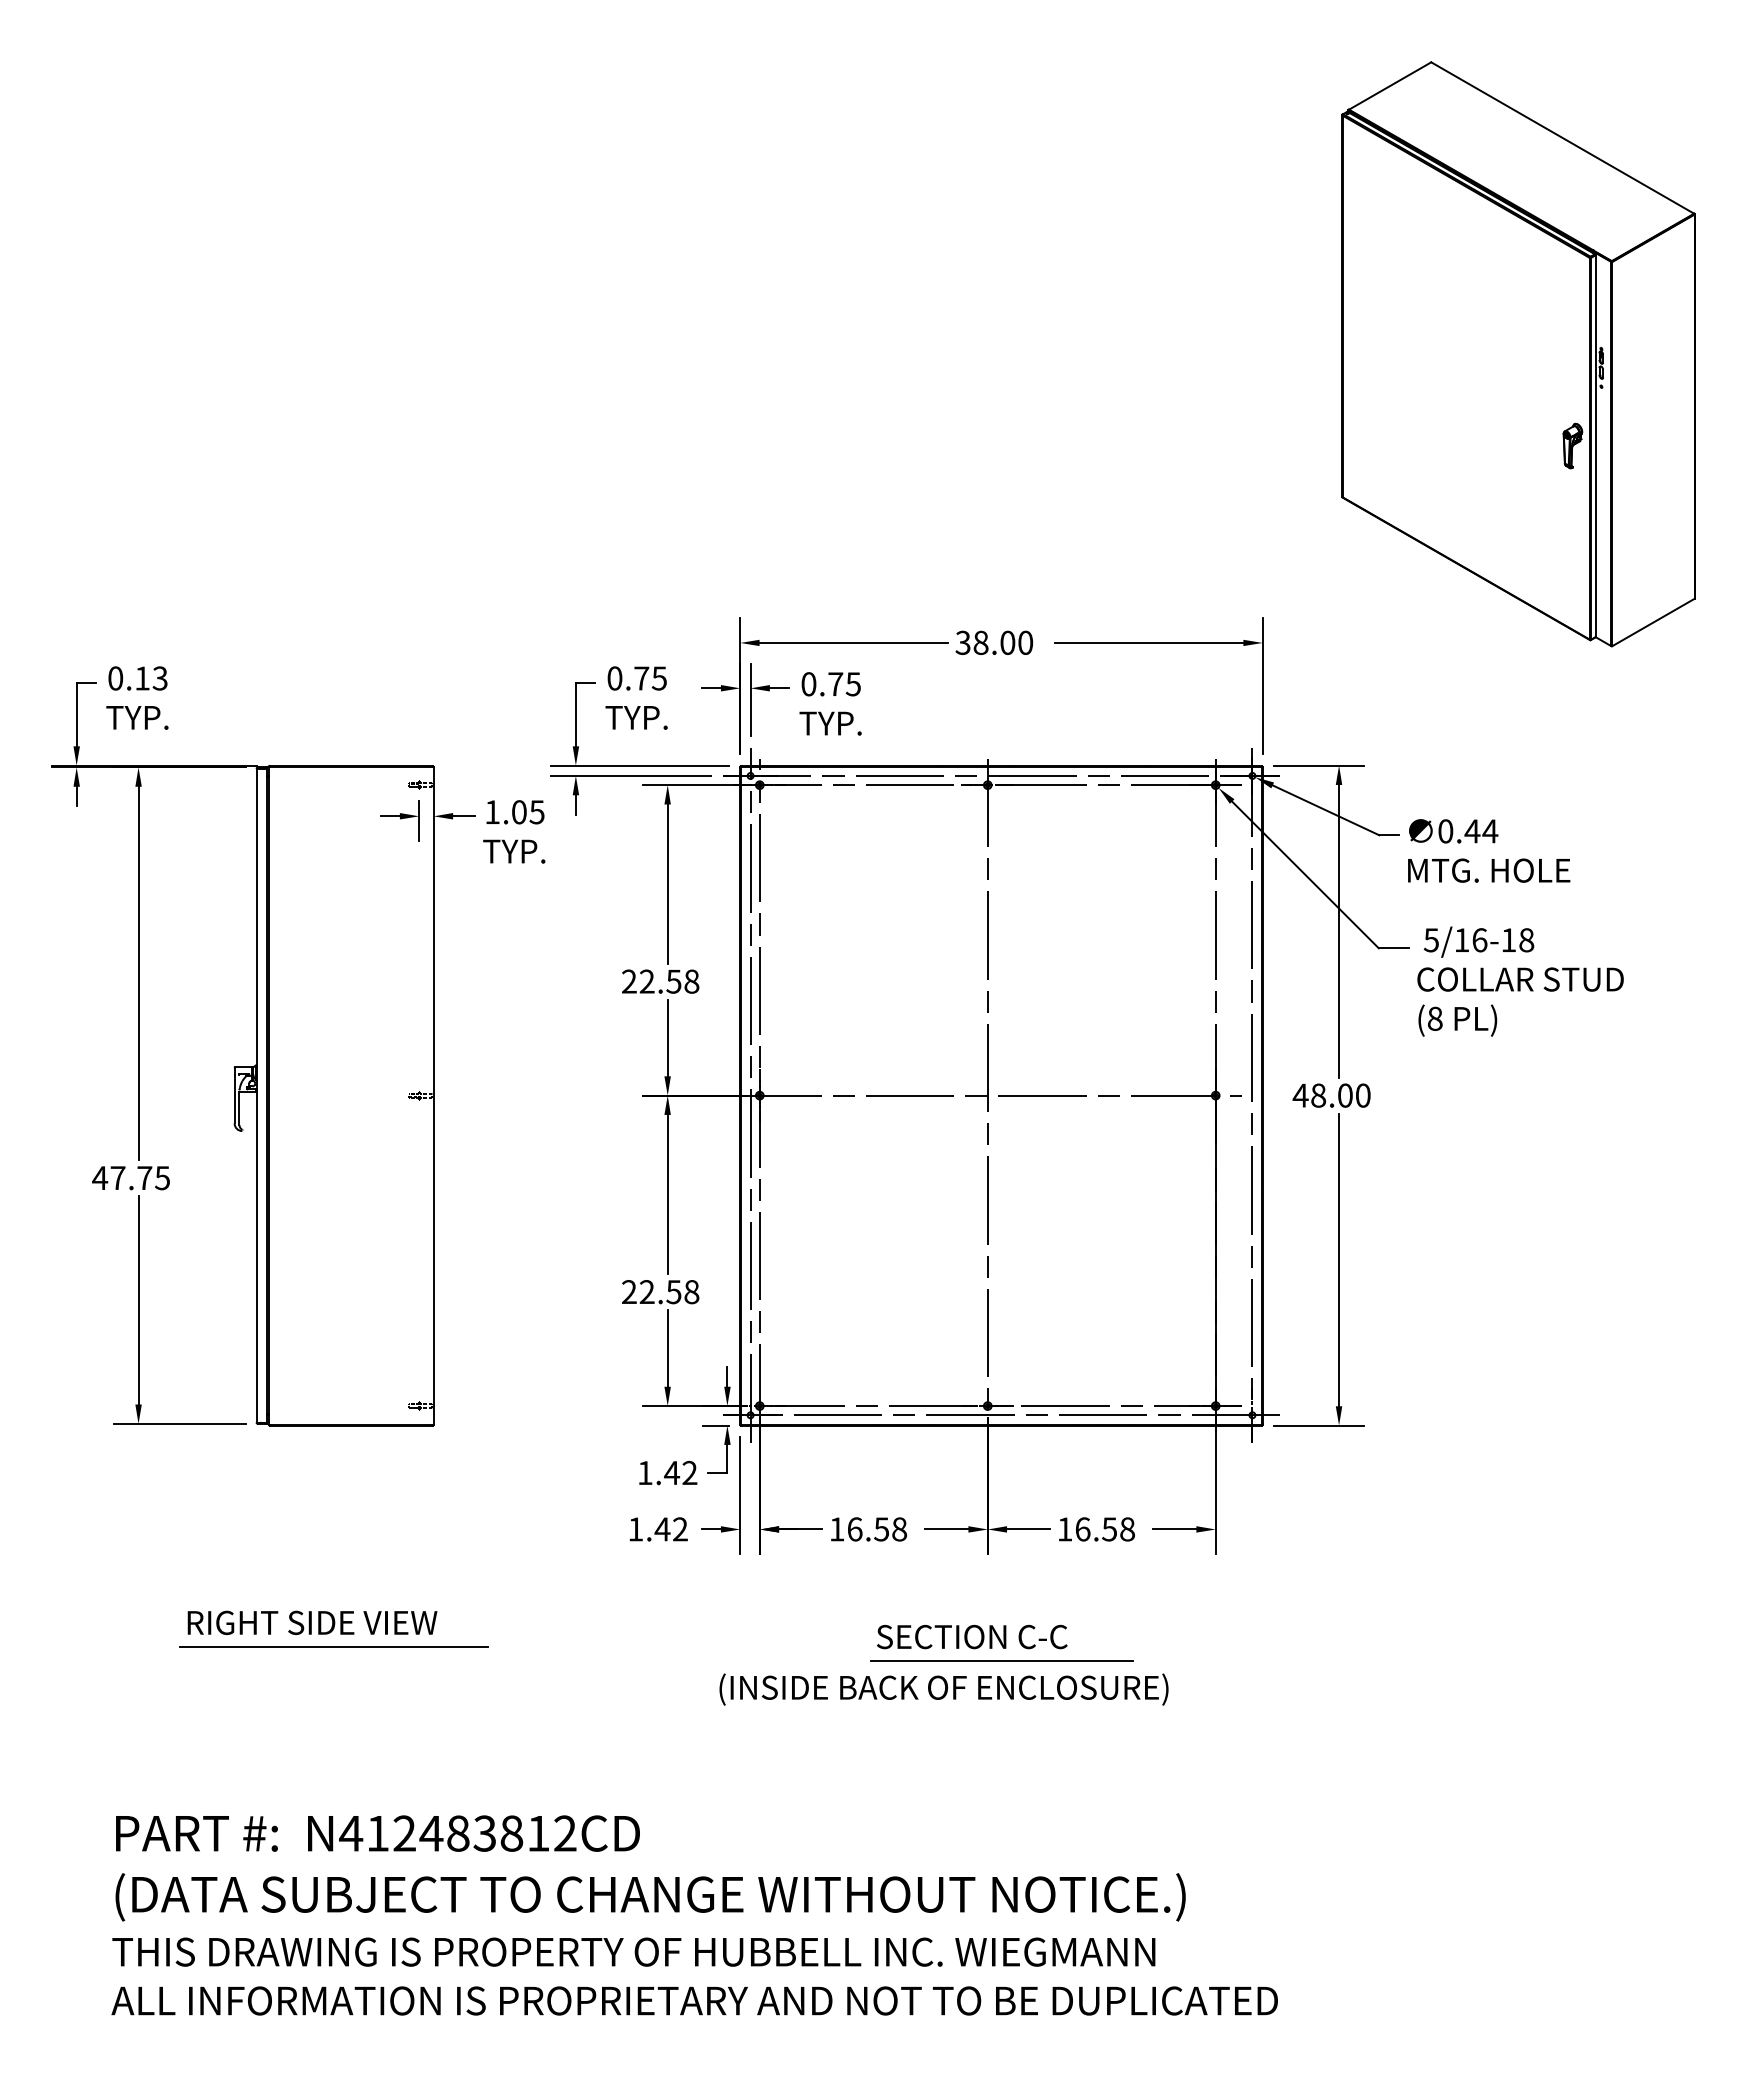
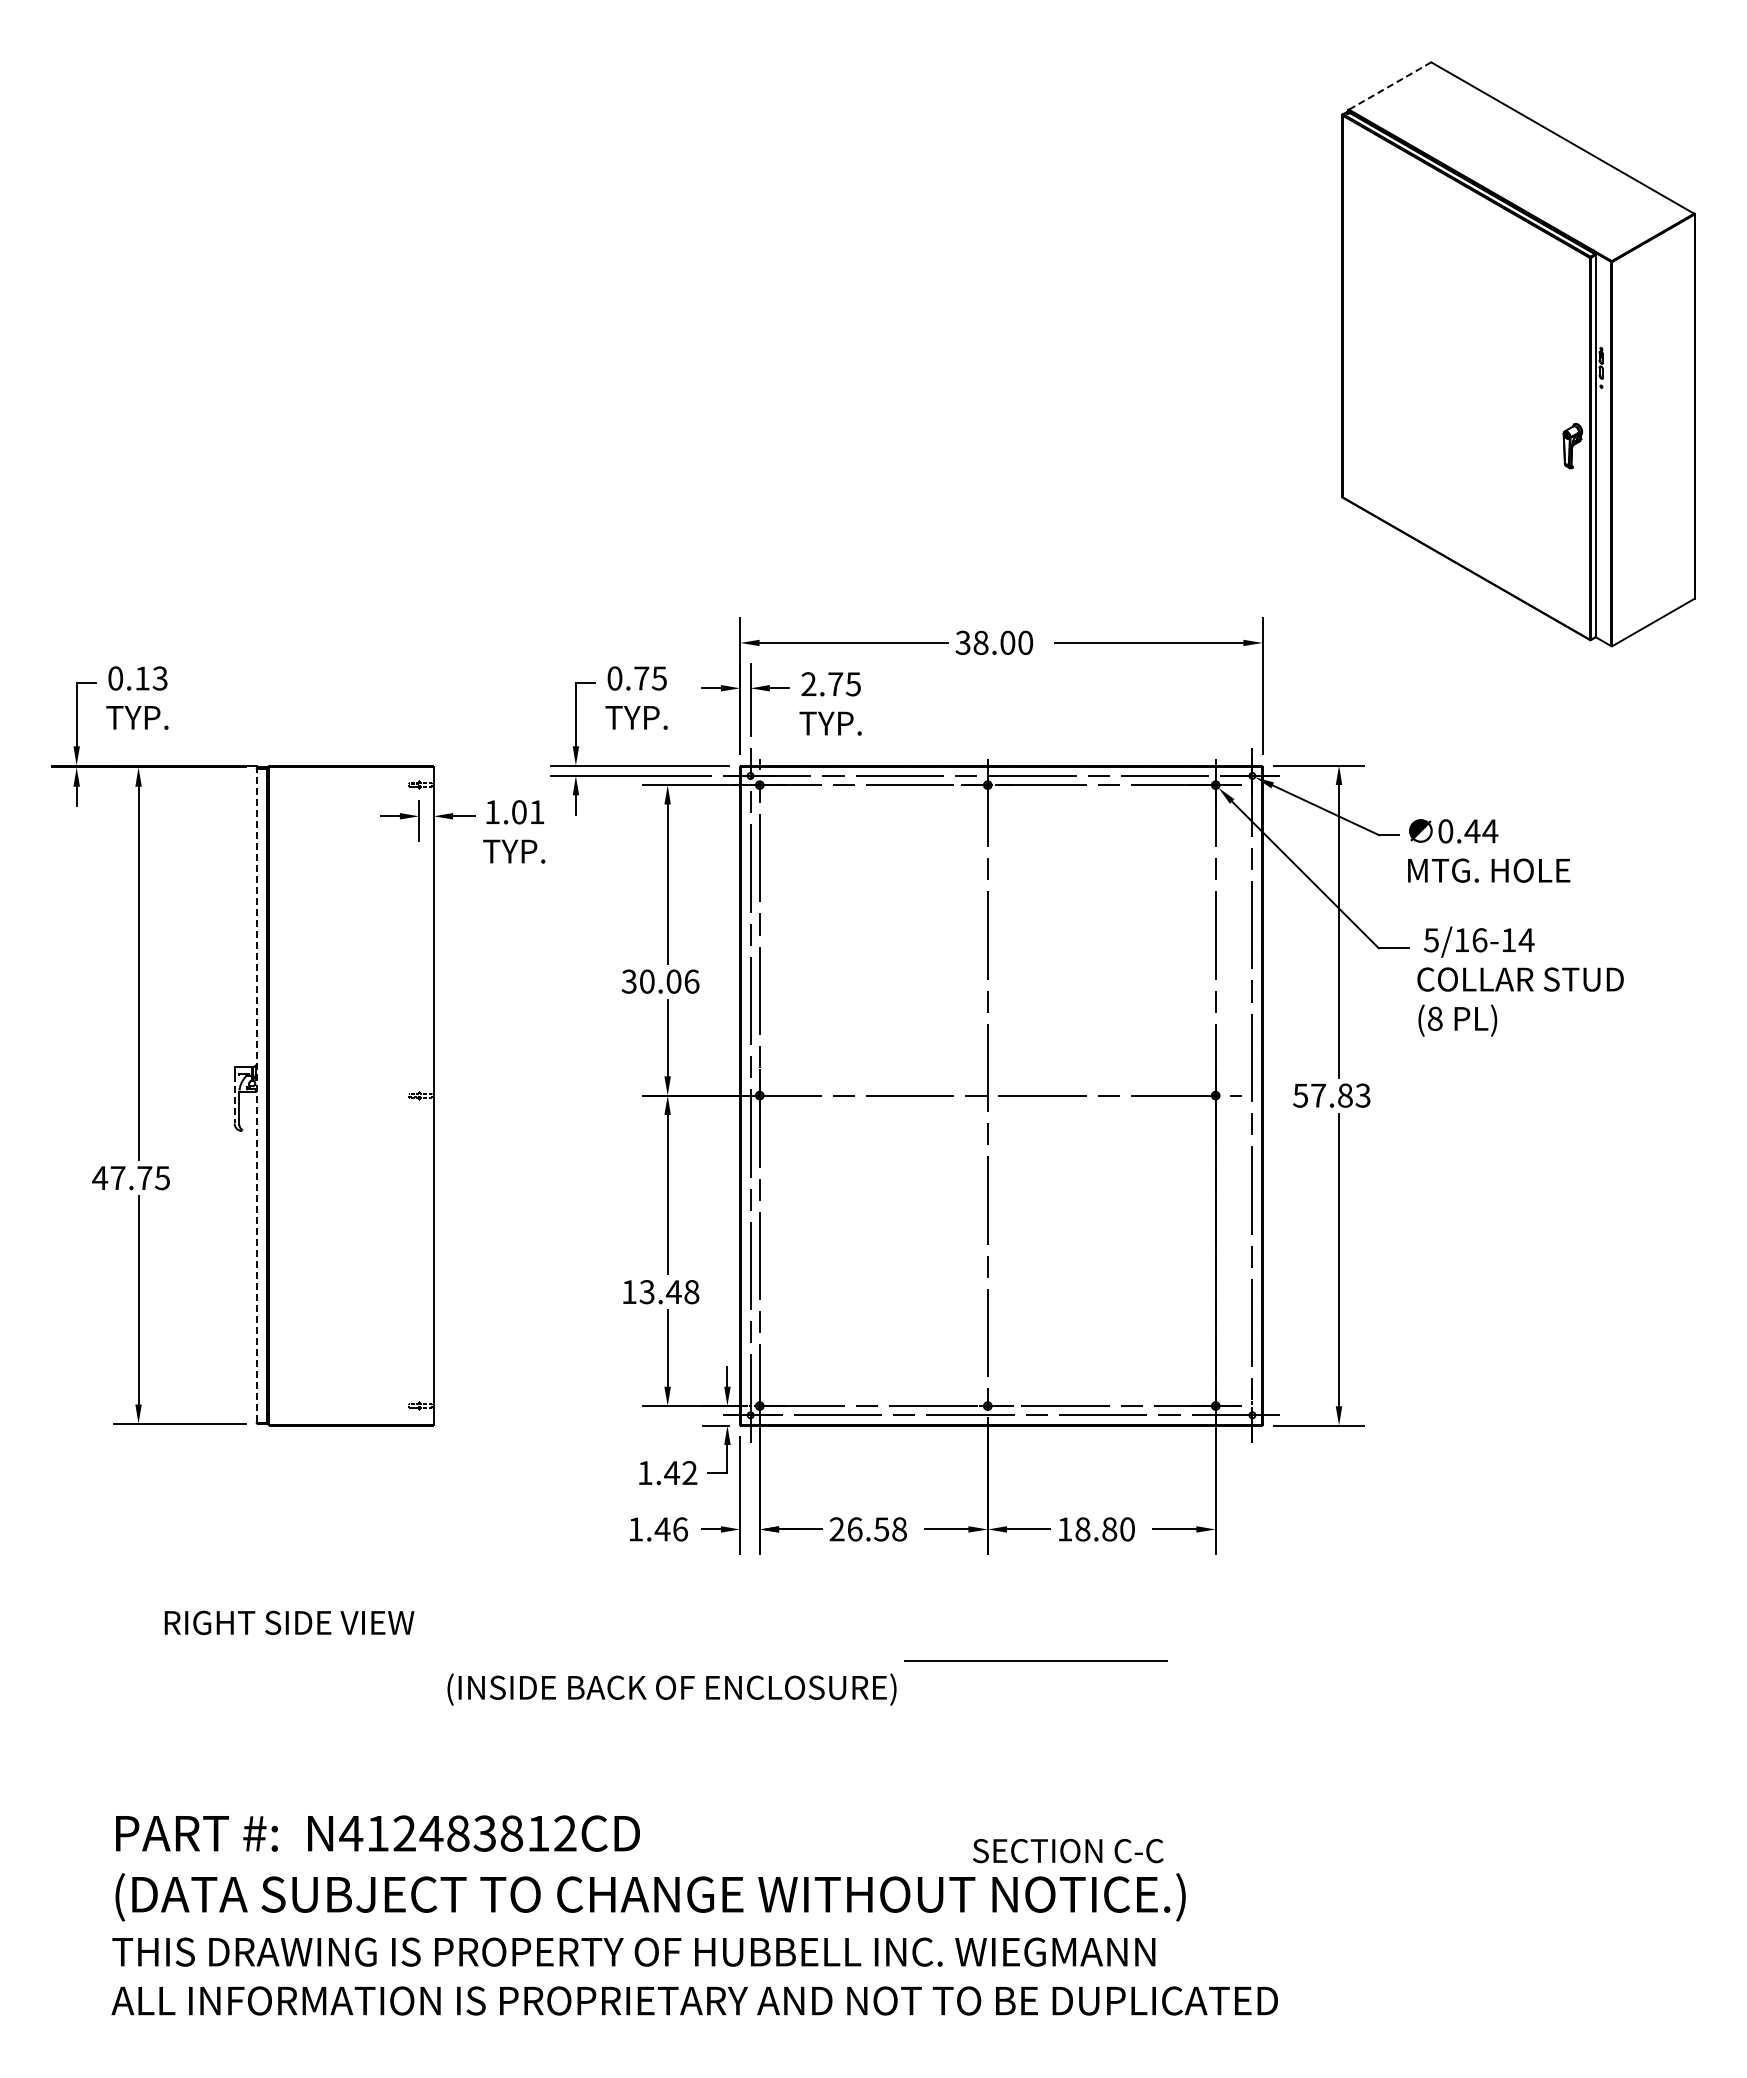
line: solid -> dashed (1390, 85)
text: 0.75 -> 2.75 (808, 684)
text: 1.05 -> 1.01 (536, 812)
text: 5/16-18 -> 5/16-14 (1526, 940)
text: 22.58 -> 30.06 (660, 981)
line: solid -> dashed (256, 1095)
text: 48.00 -> 57.83 (1331, 1095)
line: solid -> dashed (234, 1099)
text: 22.58 -> 13.48 (651, 1292)
text: 1.42 -> 1.46 (680, 1529)
text: 16.58 -> 26.58 (836, 1529)
text: 16.58 -> 18.80 (1104, 1529)
text position: (312, 1622) -> (289, 1622) (289, 1622)
text position: (972, 1636) -> (1068, 1850) (1068, 1850)
line: present -> none (334, 1647)
line position: (1001, 1660) -> (1035, 1660) (1035, 1660)
text position: (943, 1689) -> (671, 1689) (671, 1689)
